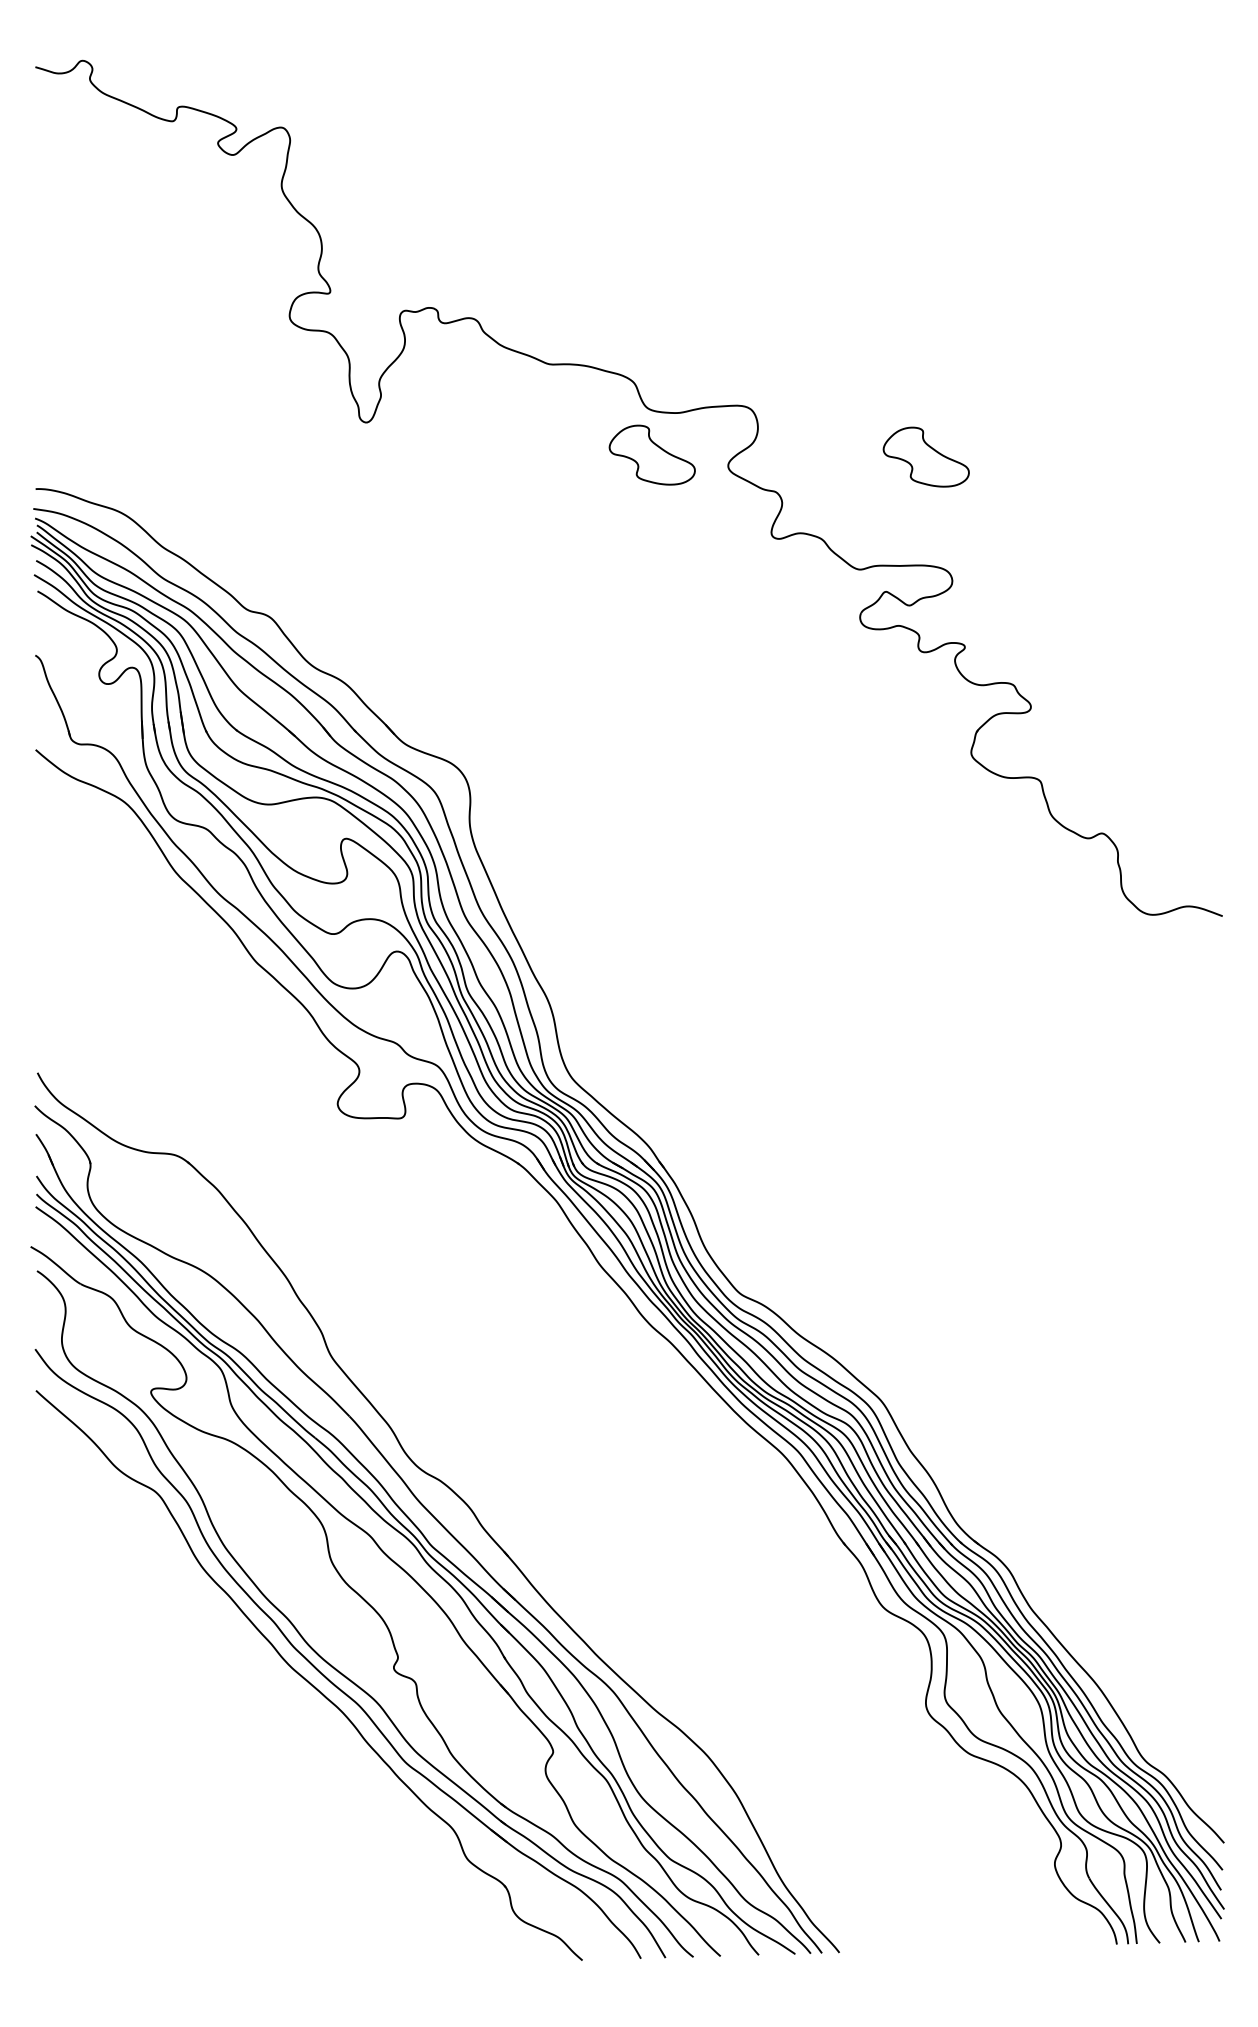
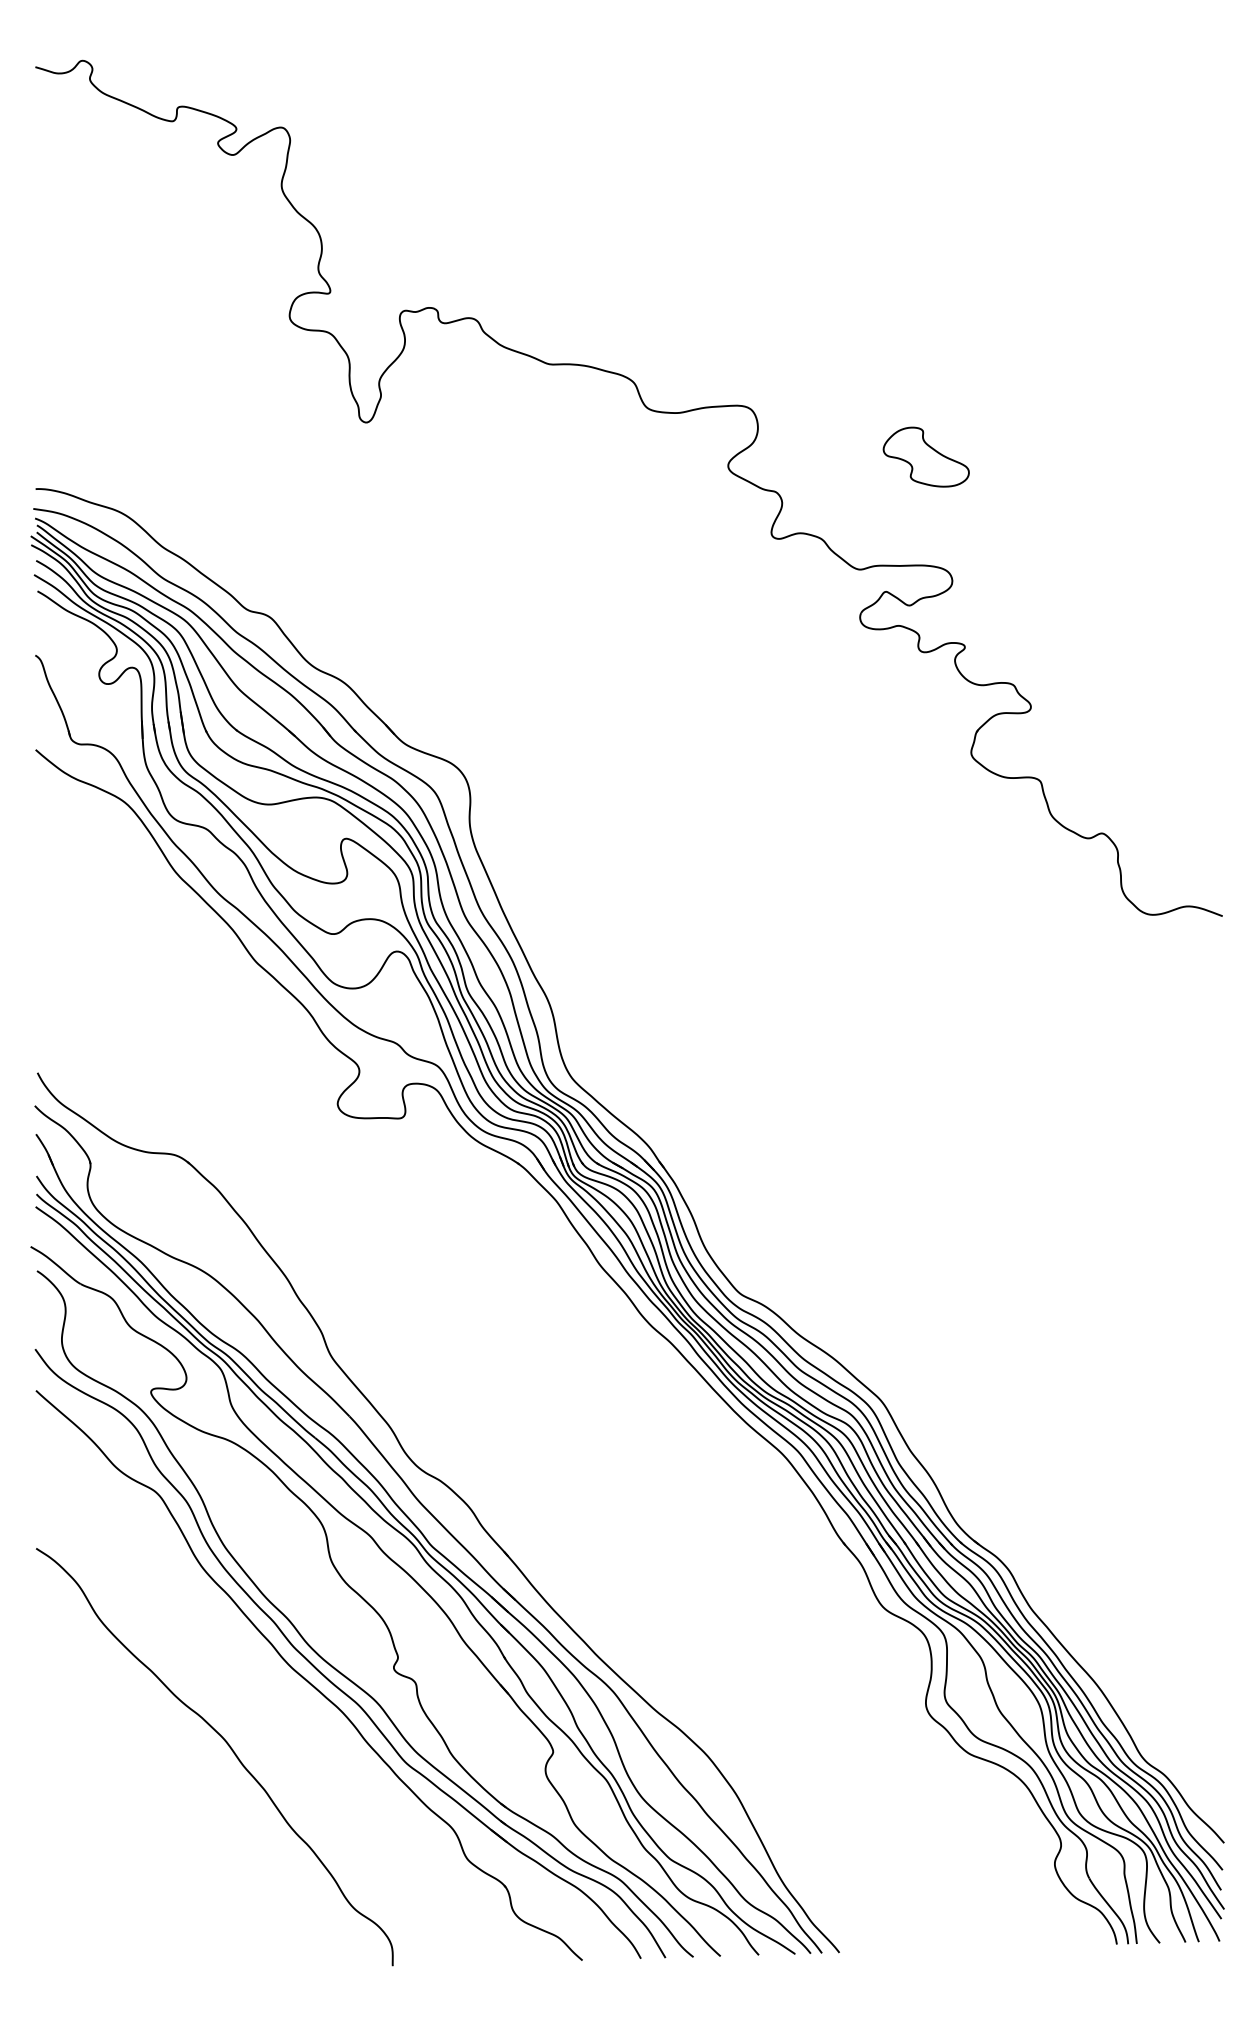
part: present -> none (651, 454)
curve: none -> present (227, 1745)
